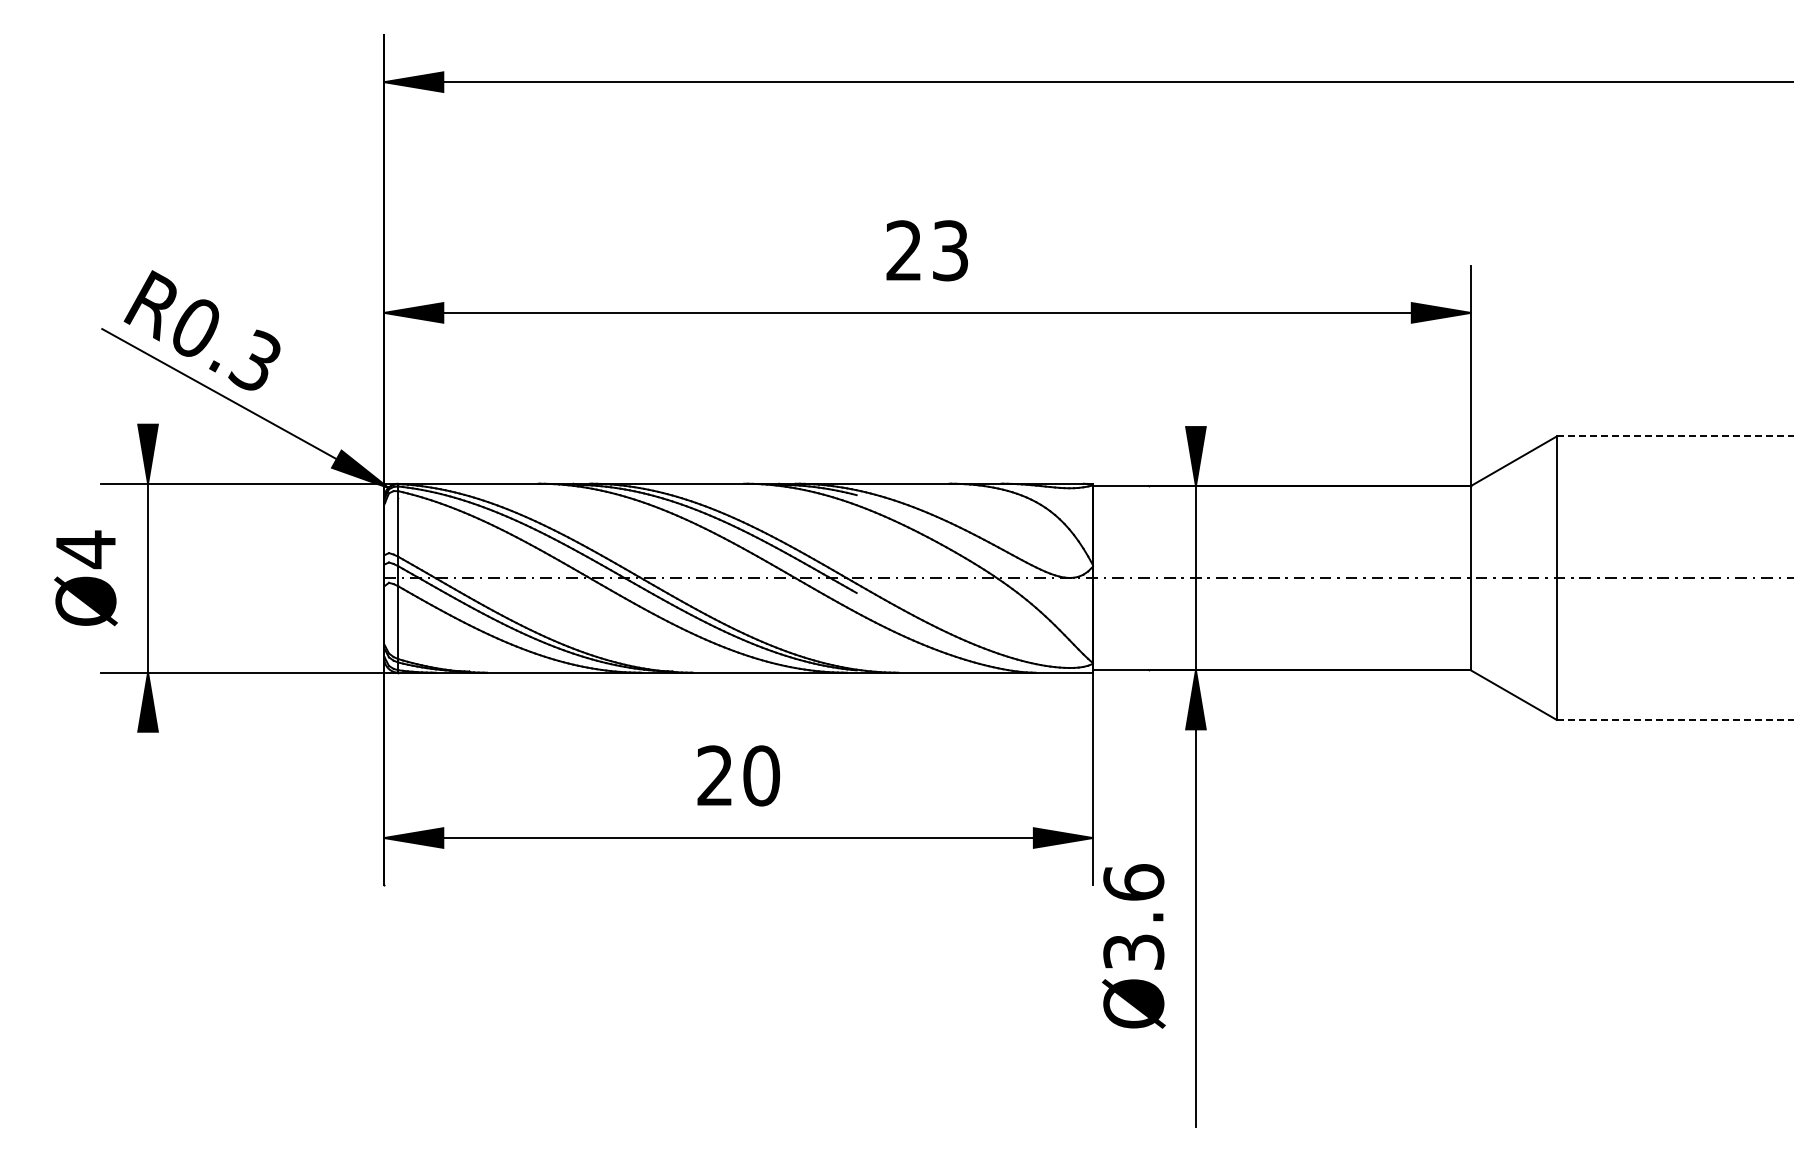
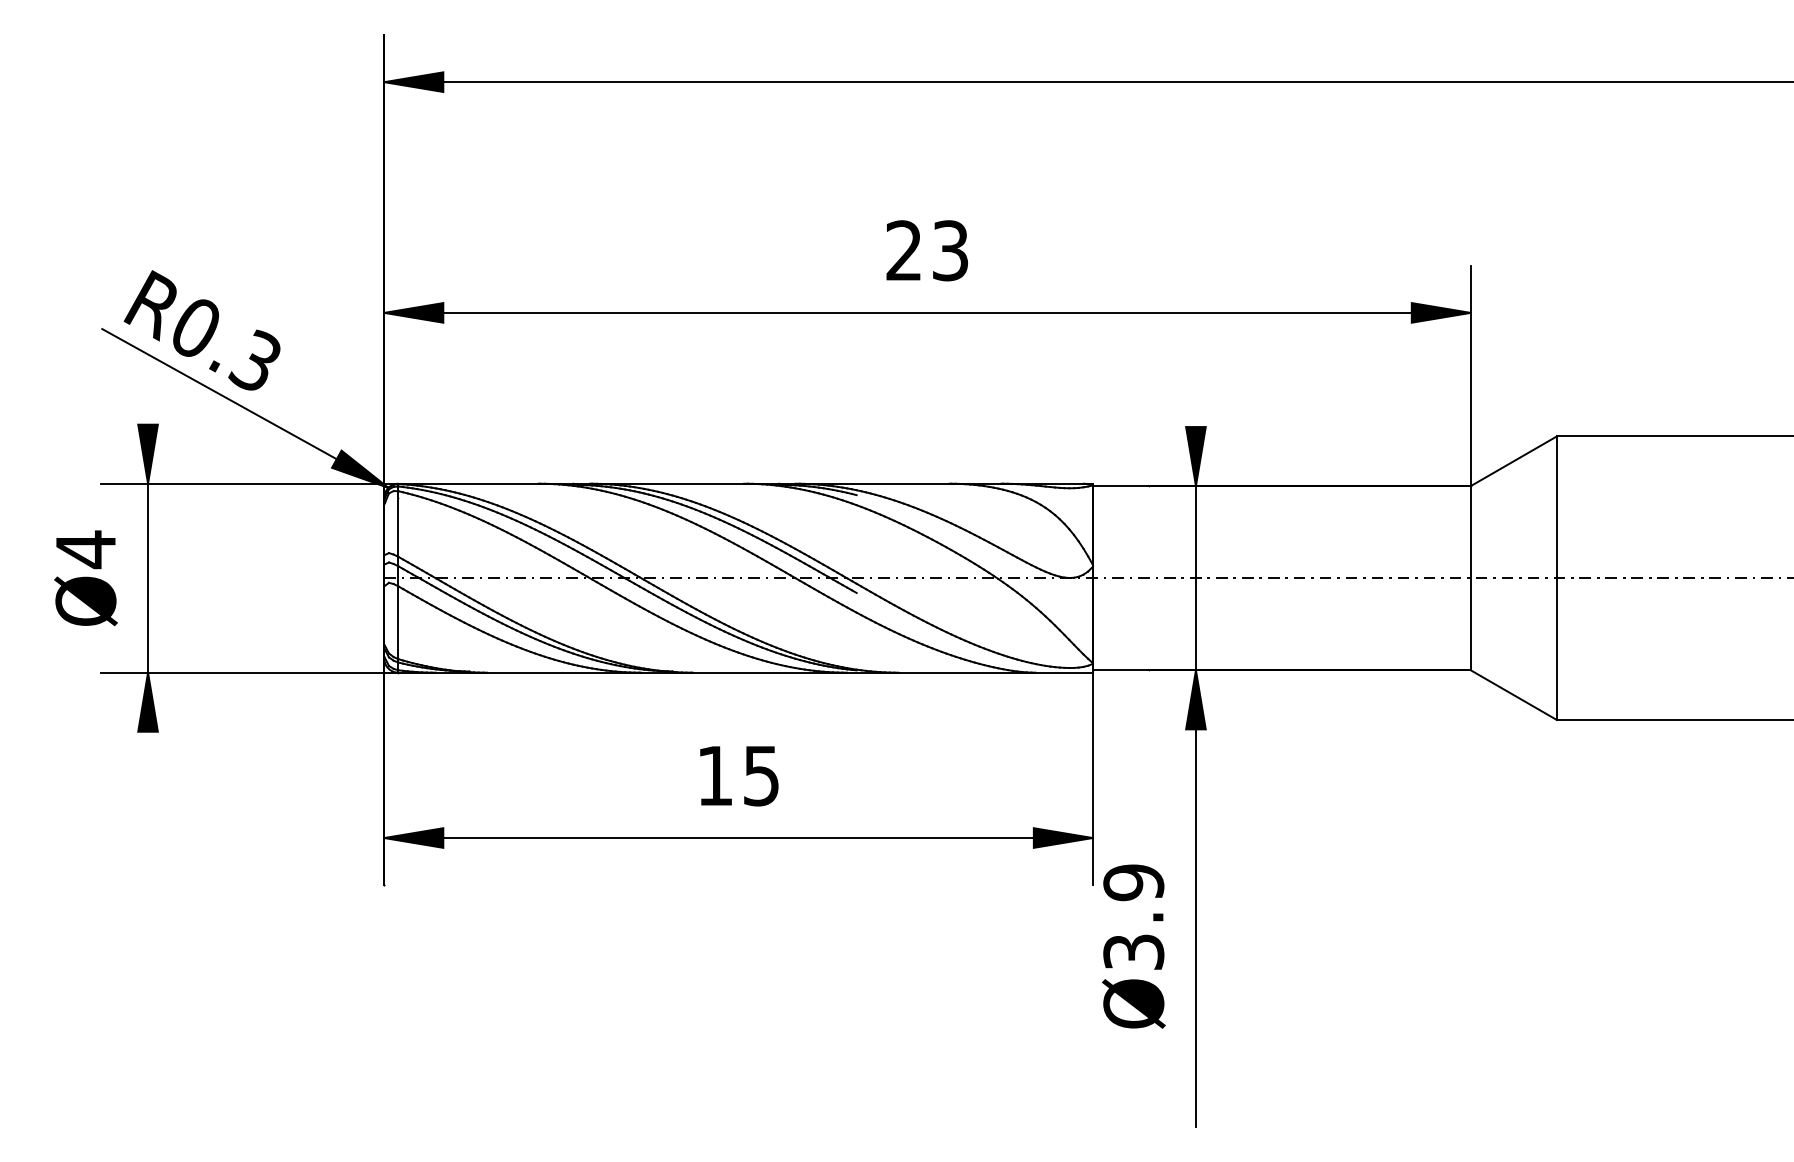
line: dashed -> solid (1675, 436)
line: dashed -> solid (1675, 719)
text: 20 -> 15 (738, 775)
text: Ø3.6 -> Ø3.9 (1133, 882)
